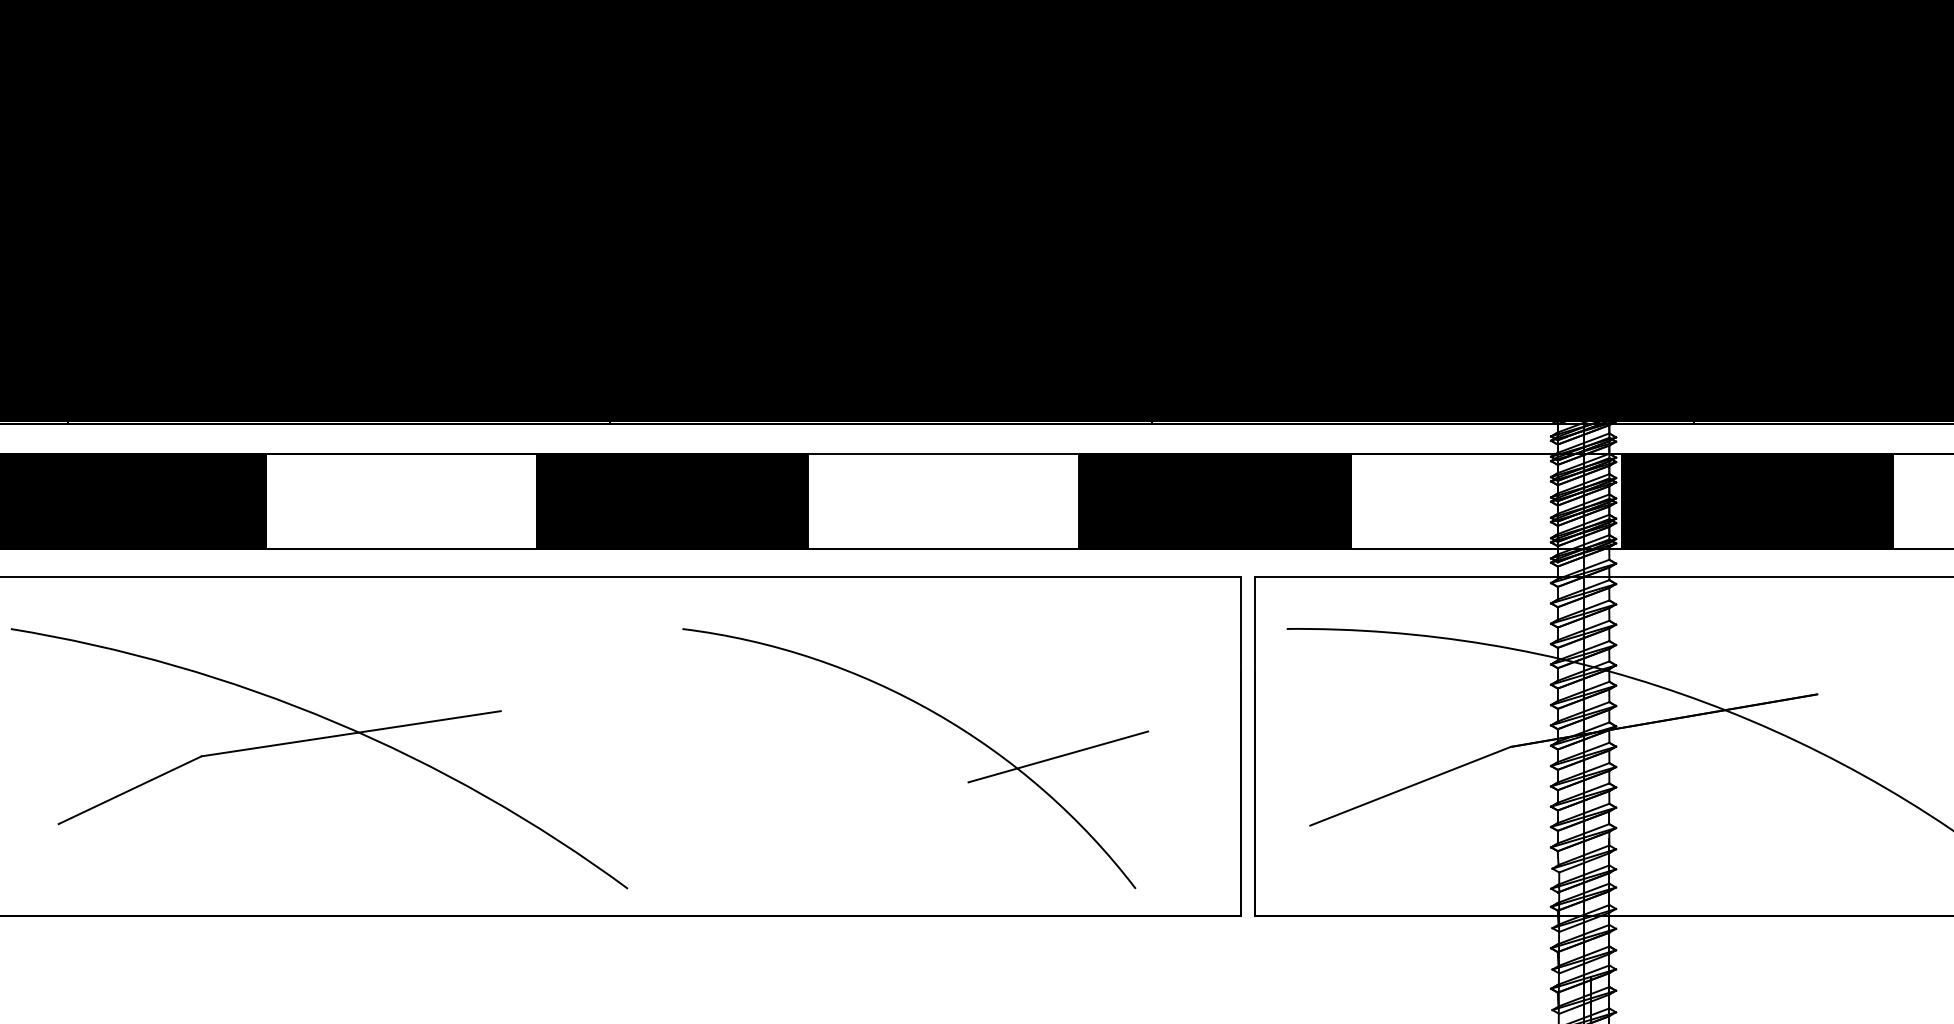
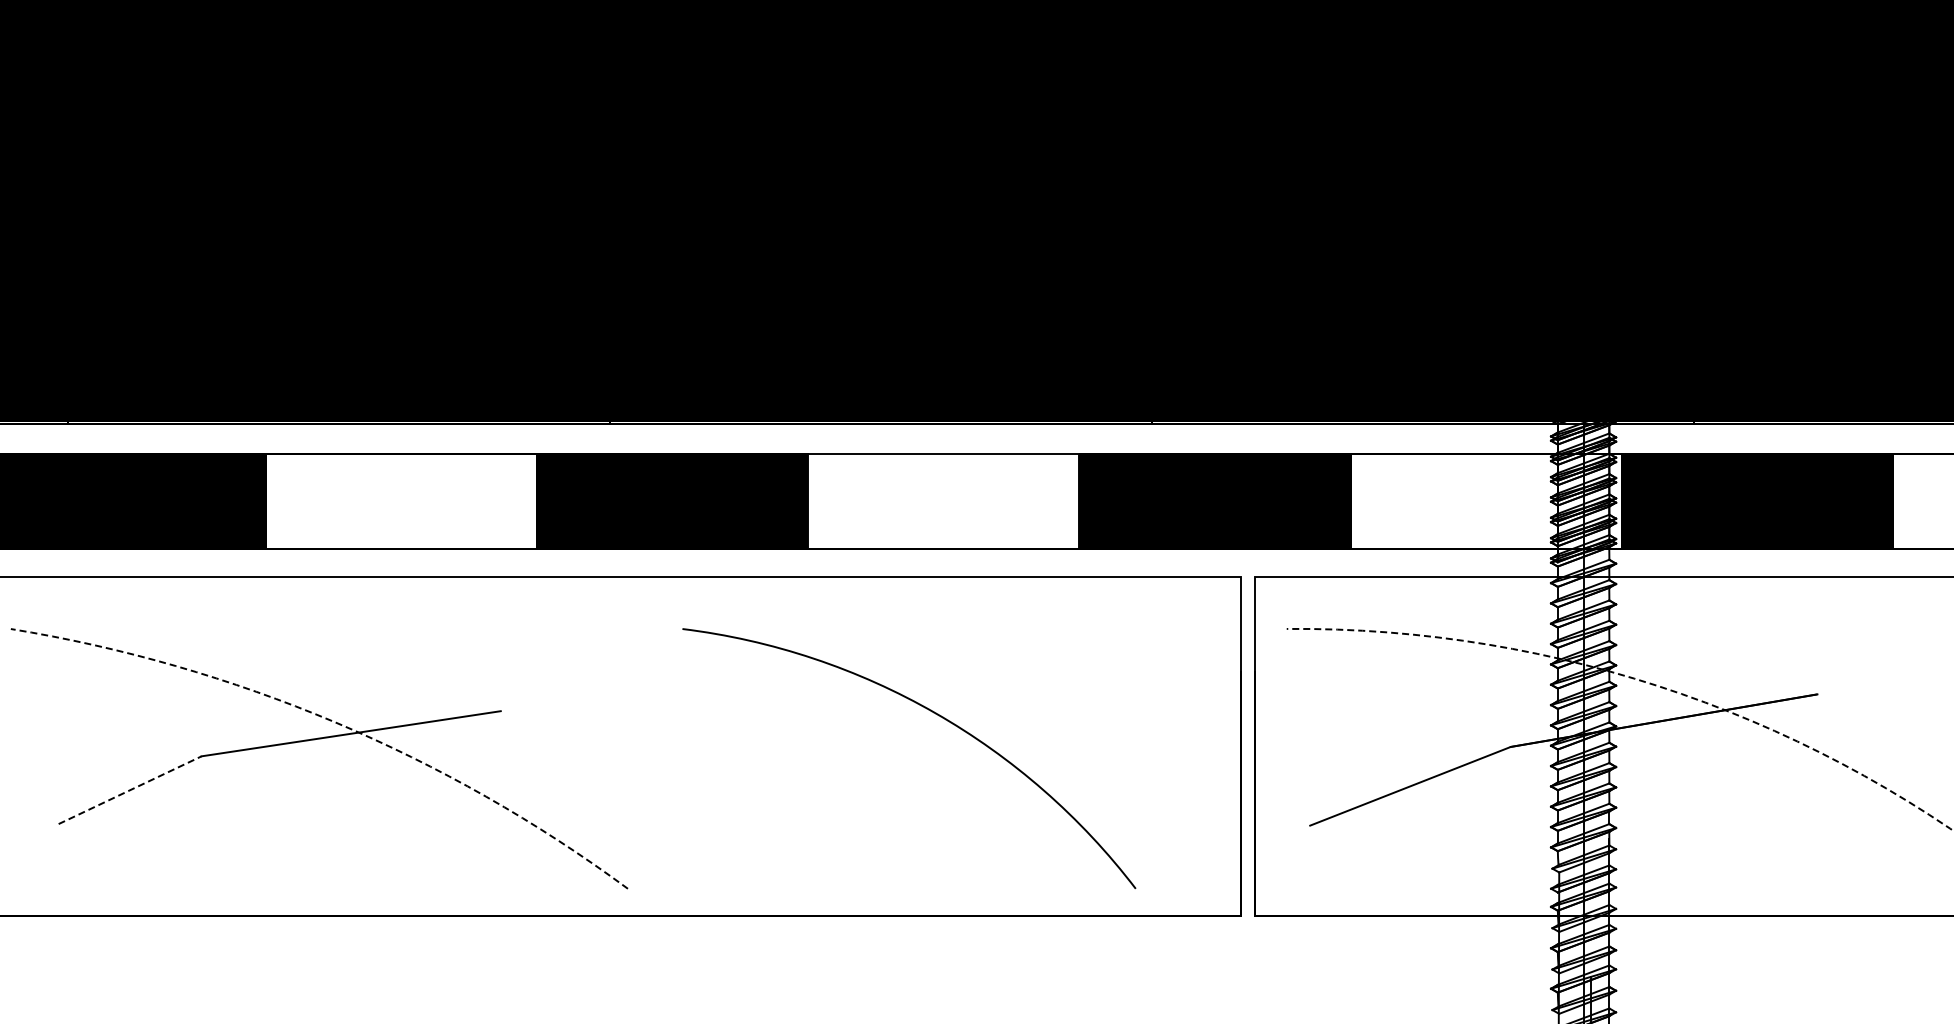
arc: solid -> dashed (1635, 679)
arc: solid -> dashed (334, 722)
line: present -> none (1058, 756)
line: solid -> dashed (130, 789)
